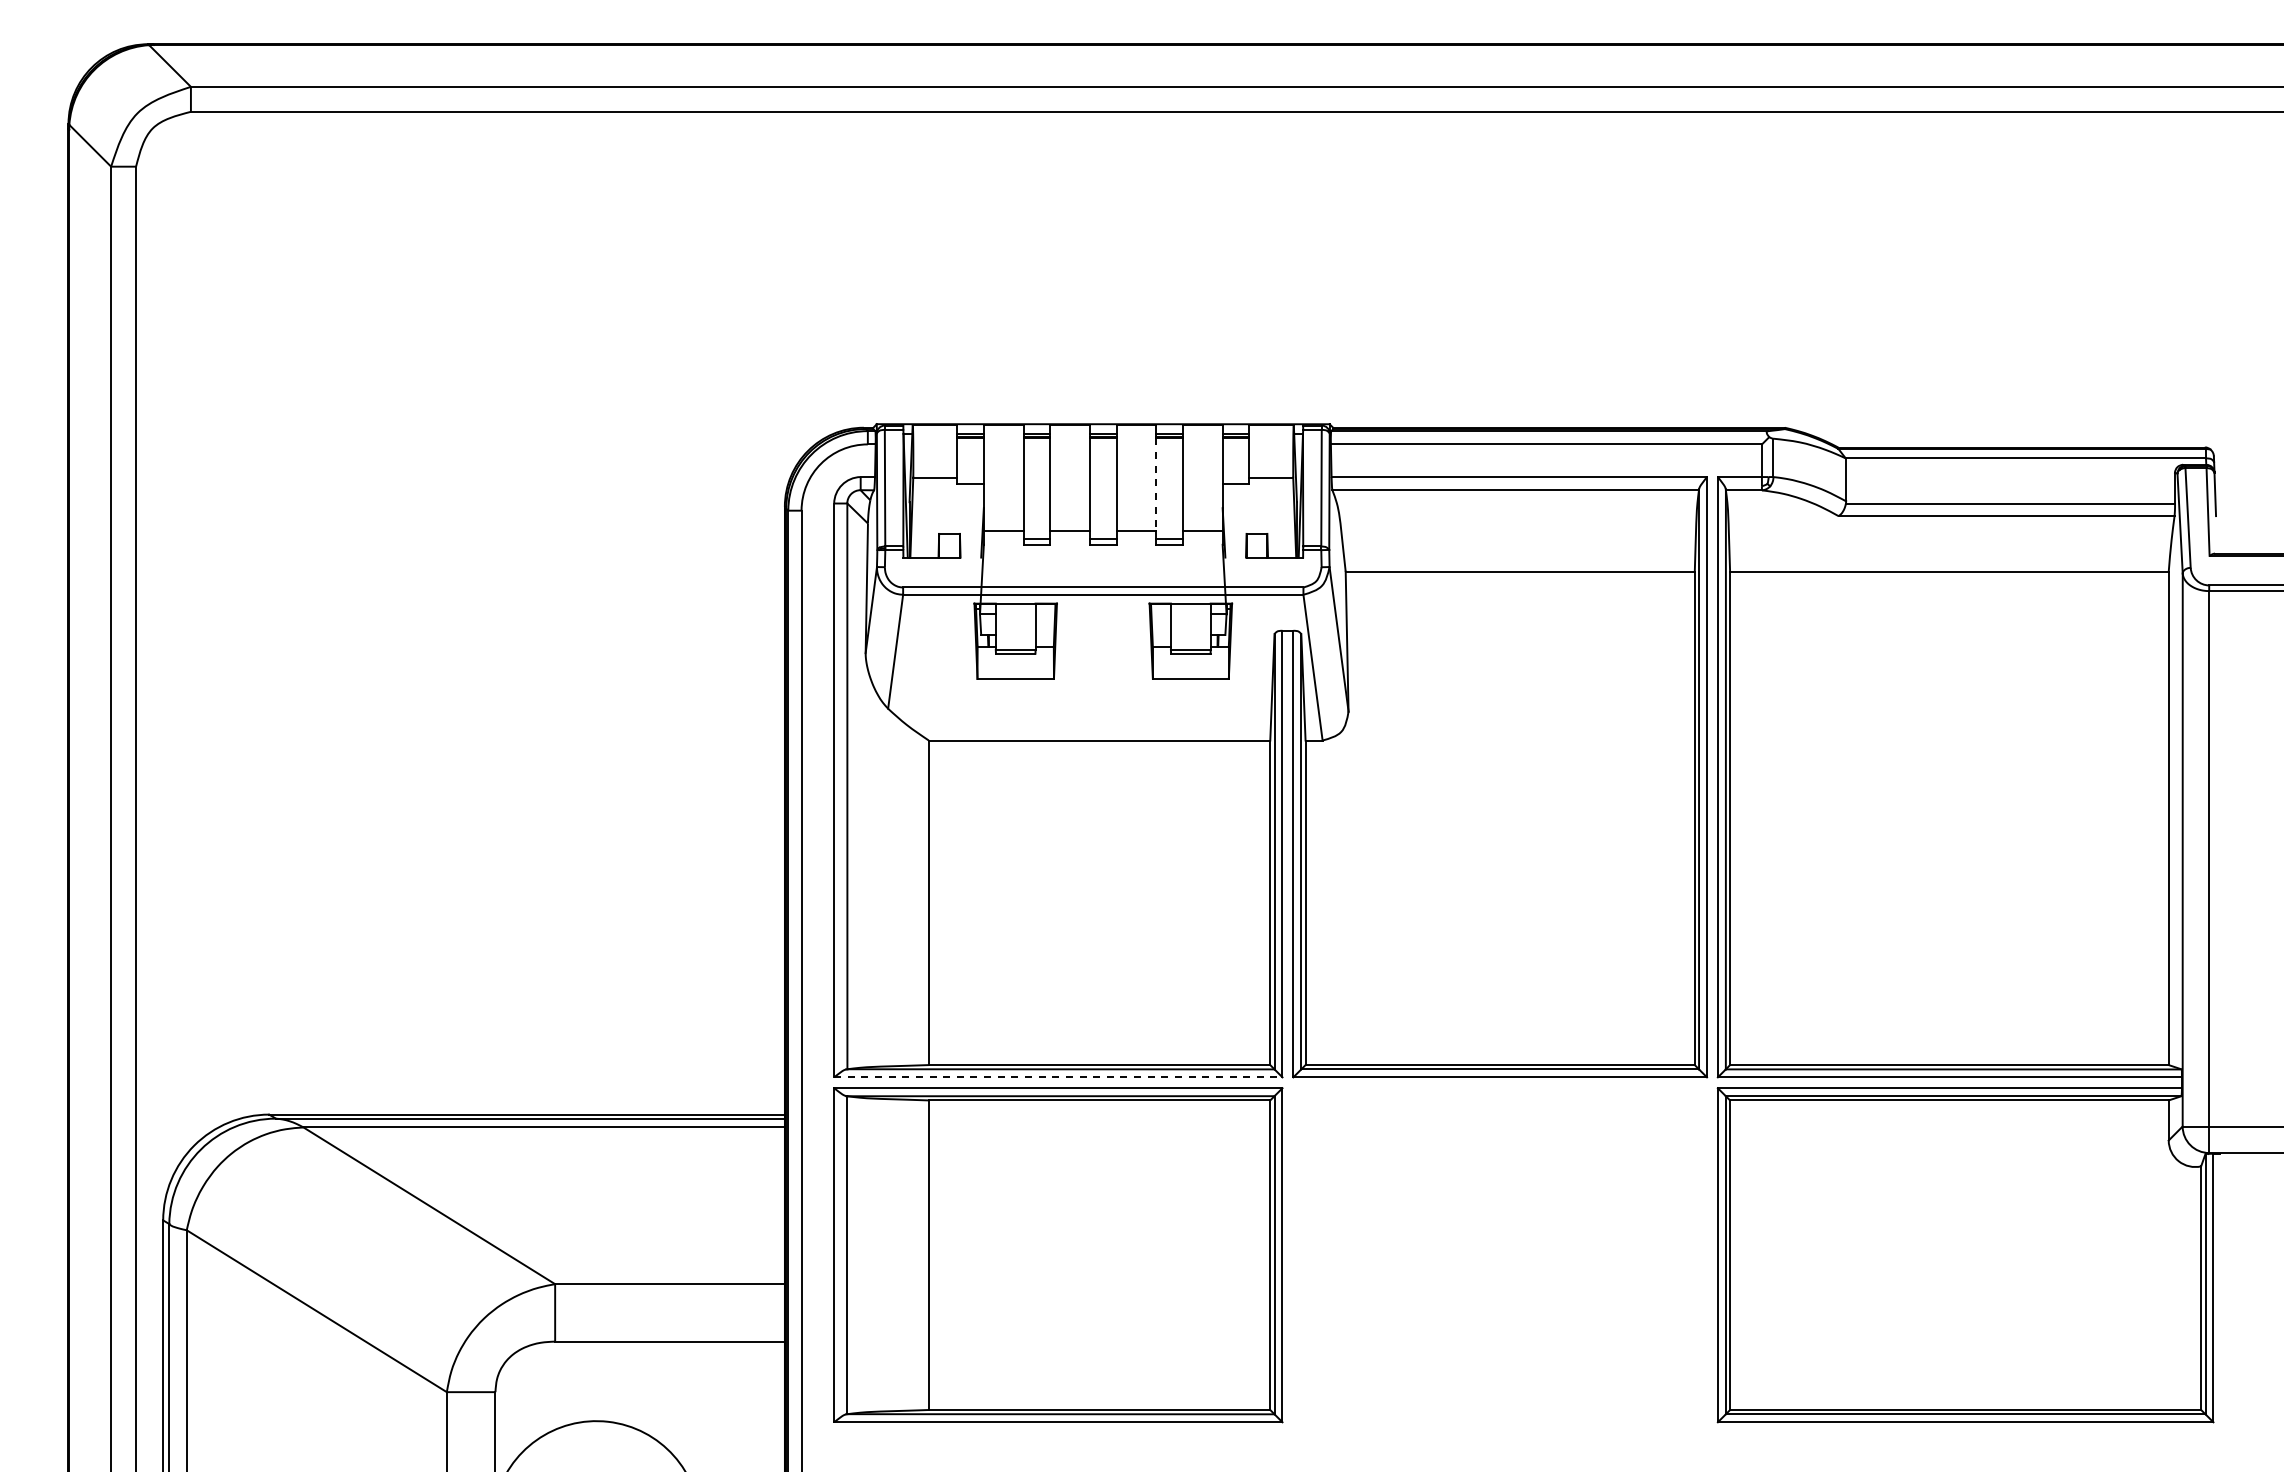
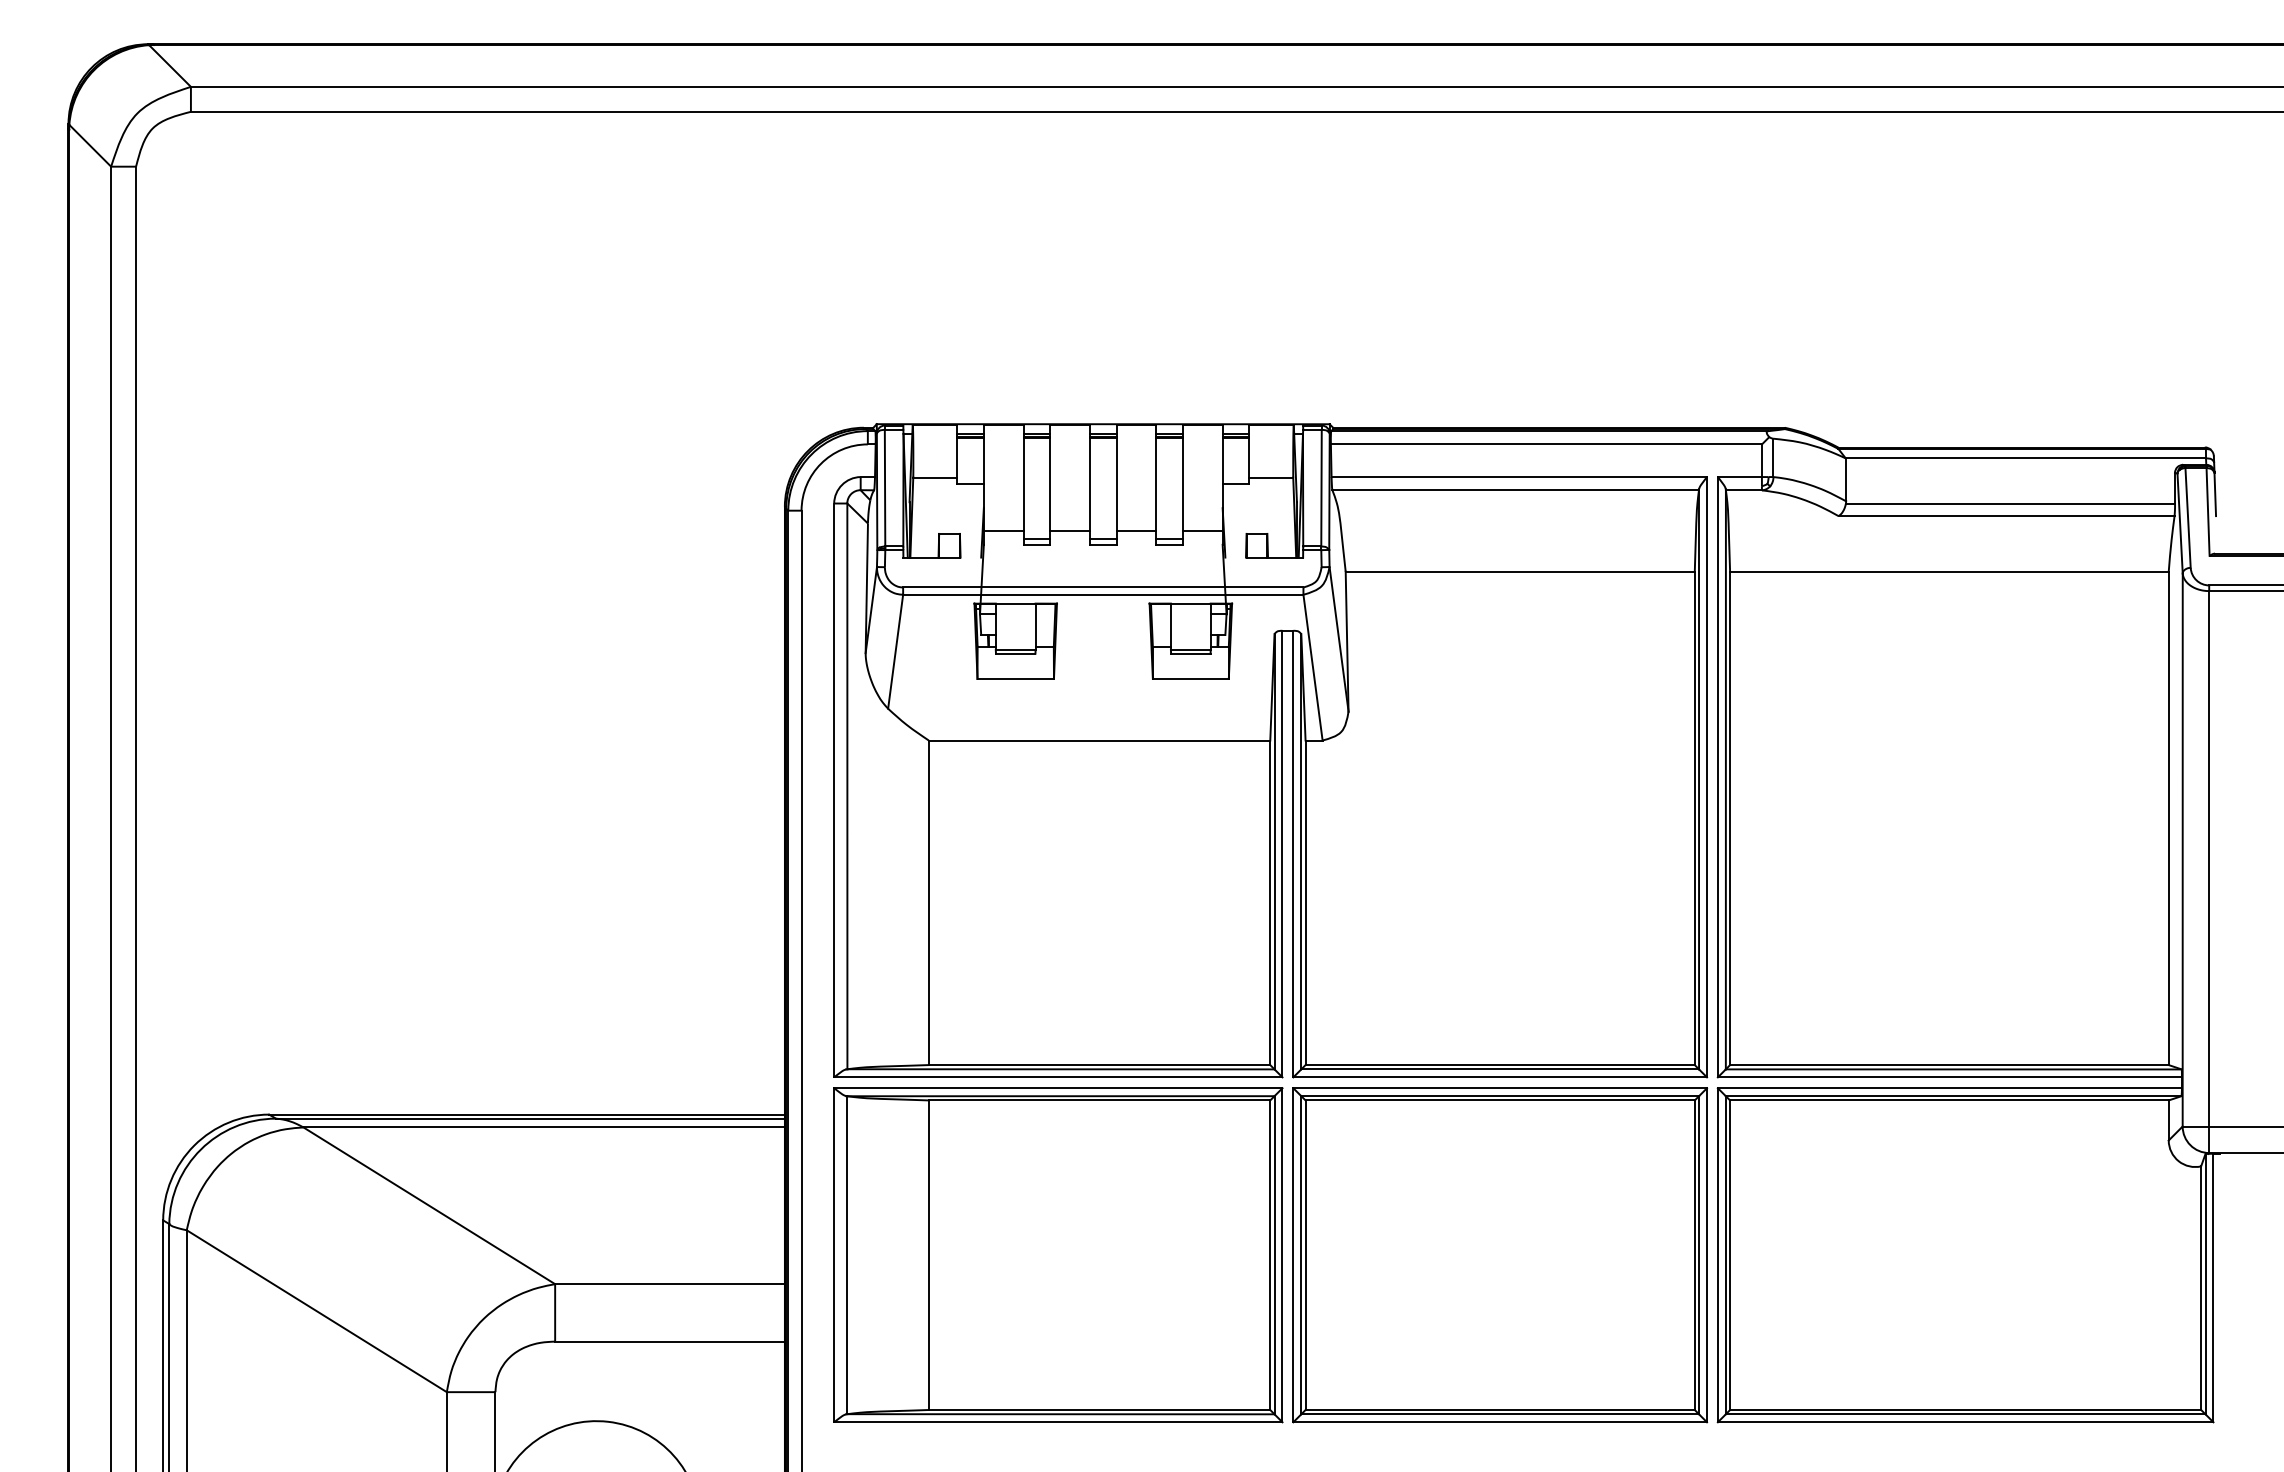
line: dashed -> solid (1156, 485)
line: dashed -> solid (1058, 1077)
part: none -> present (1500, 1255)
